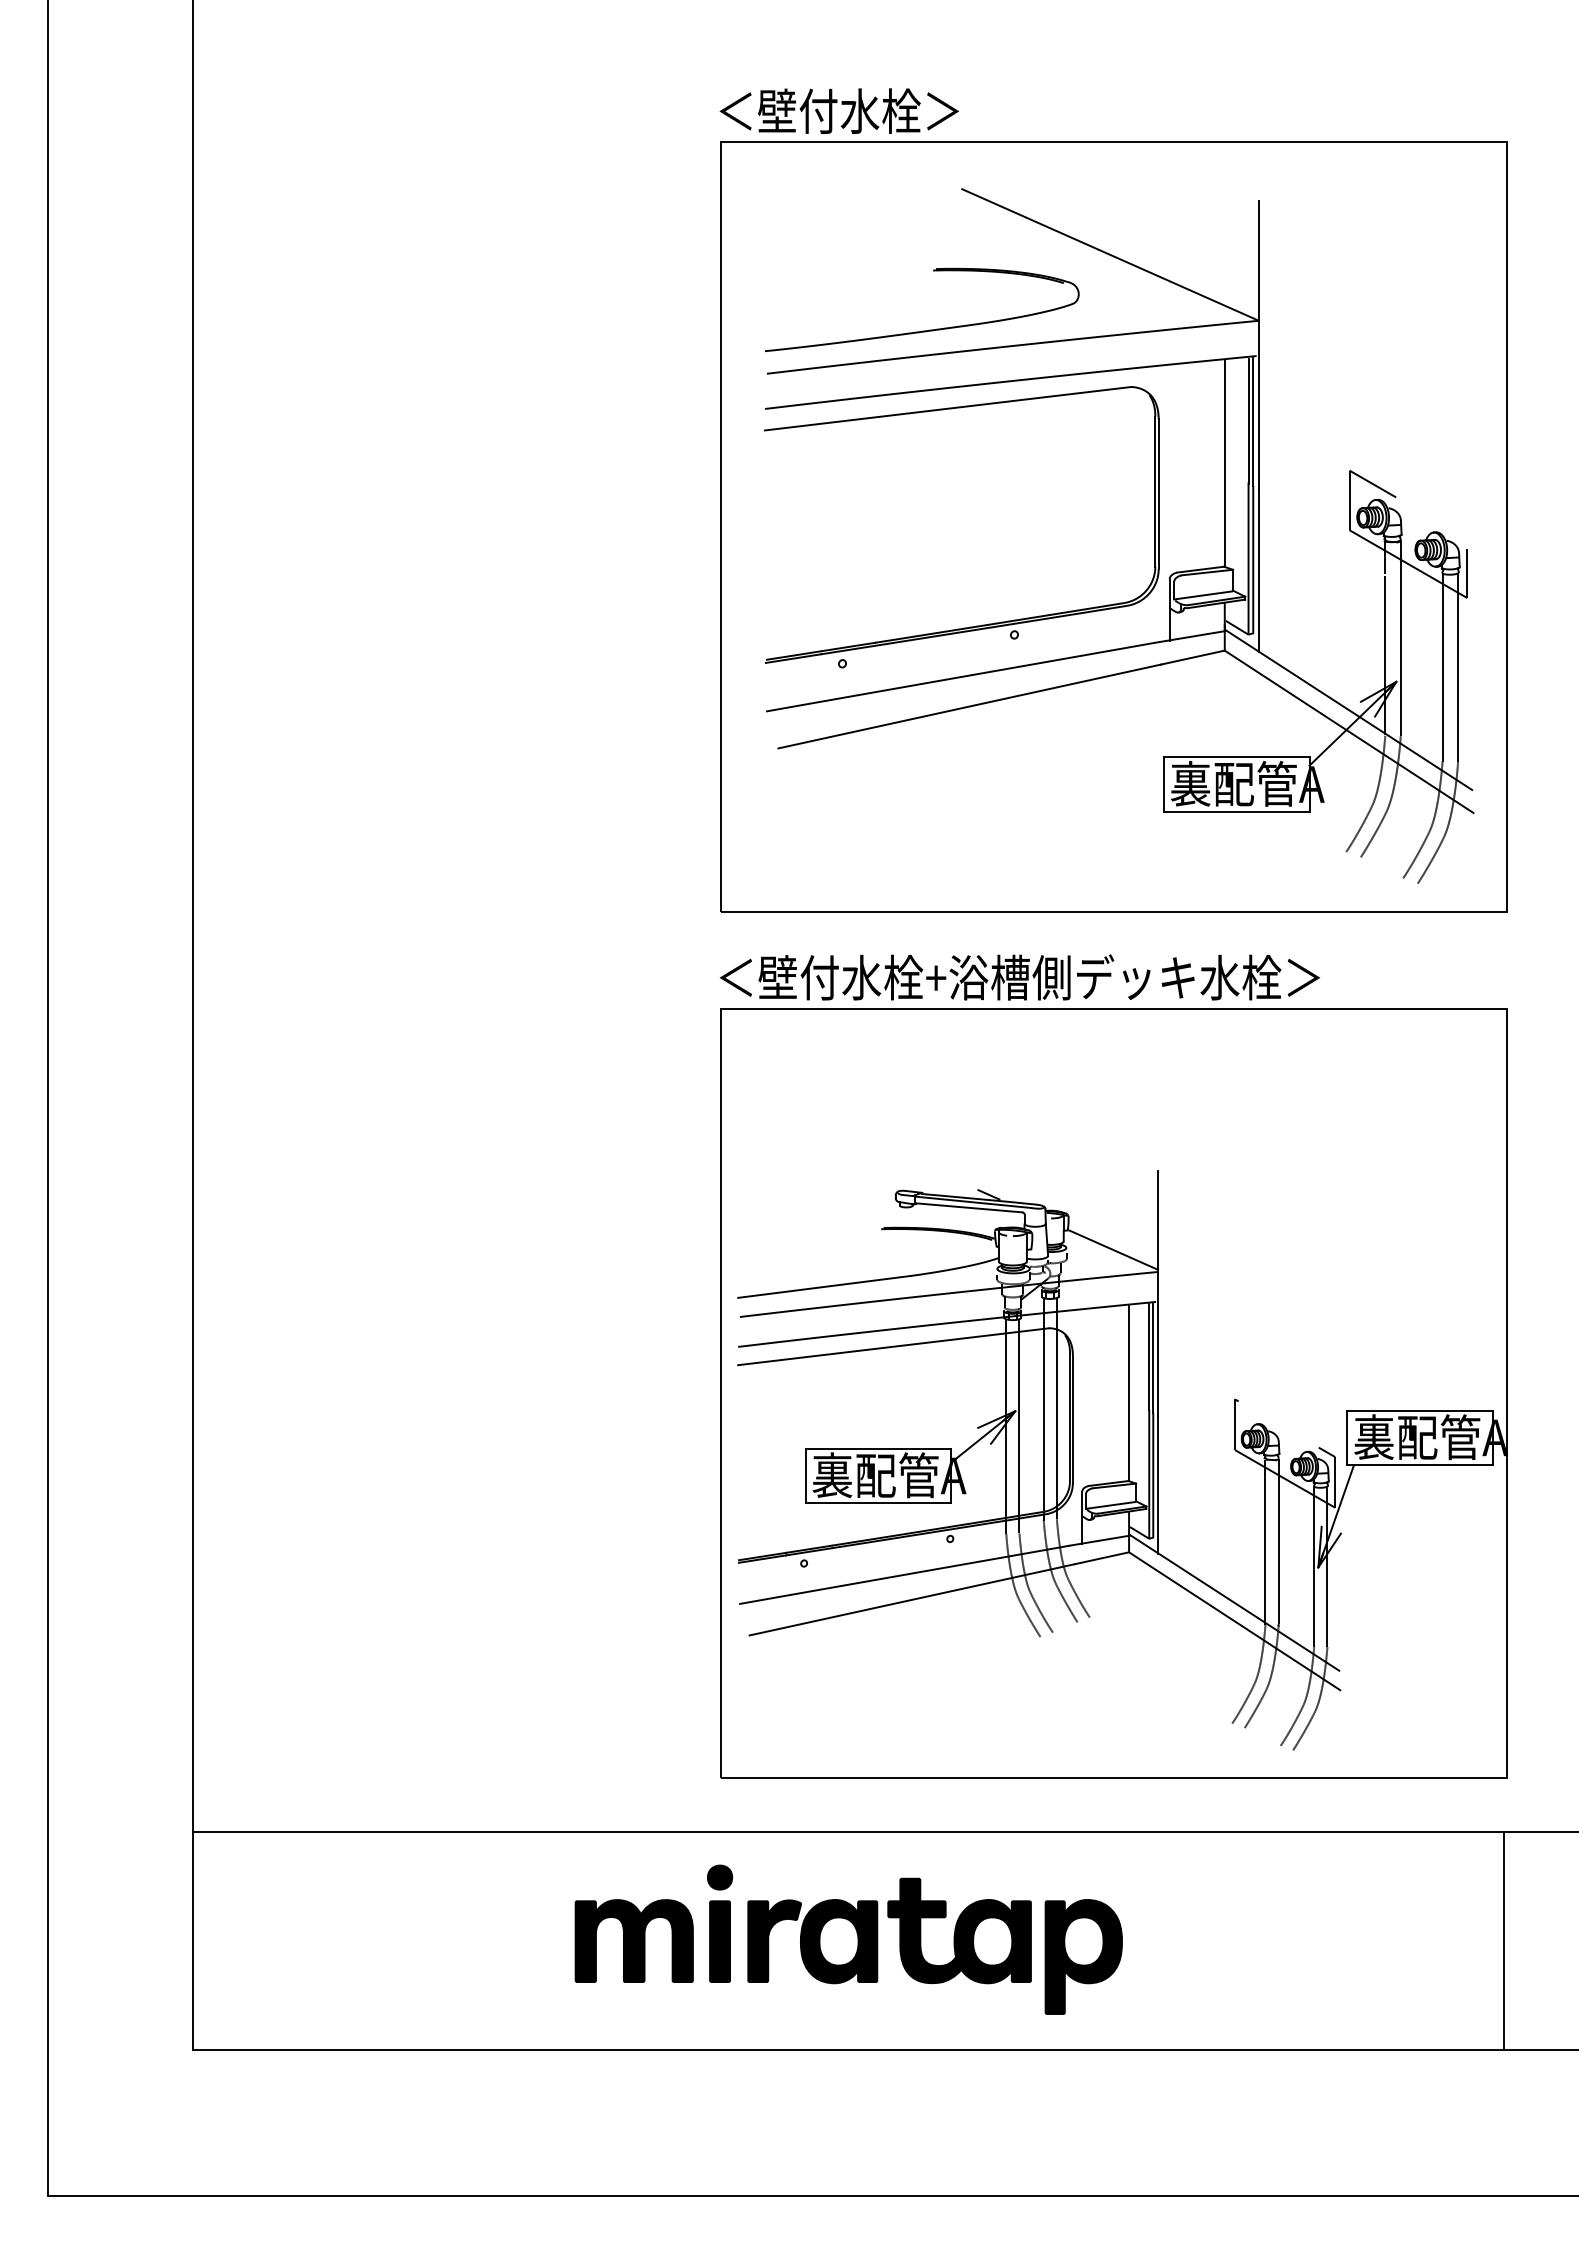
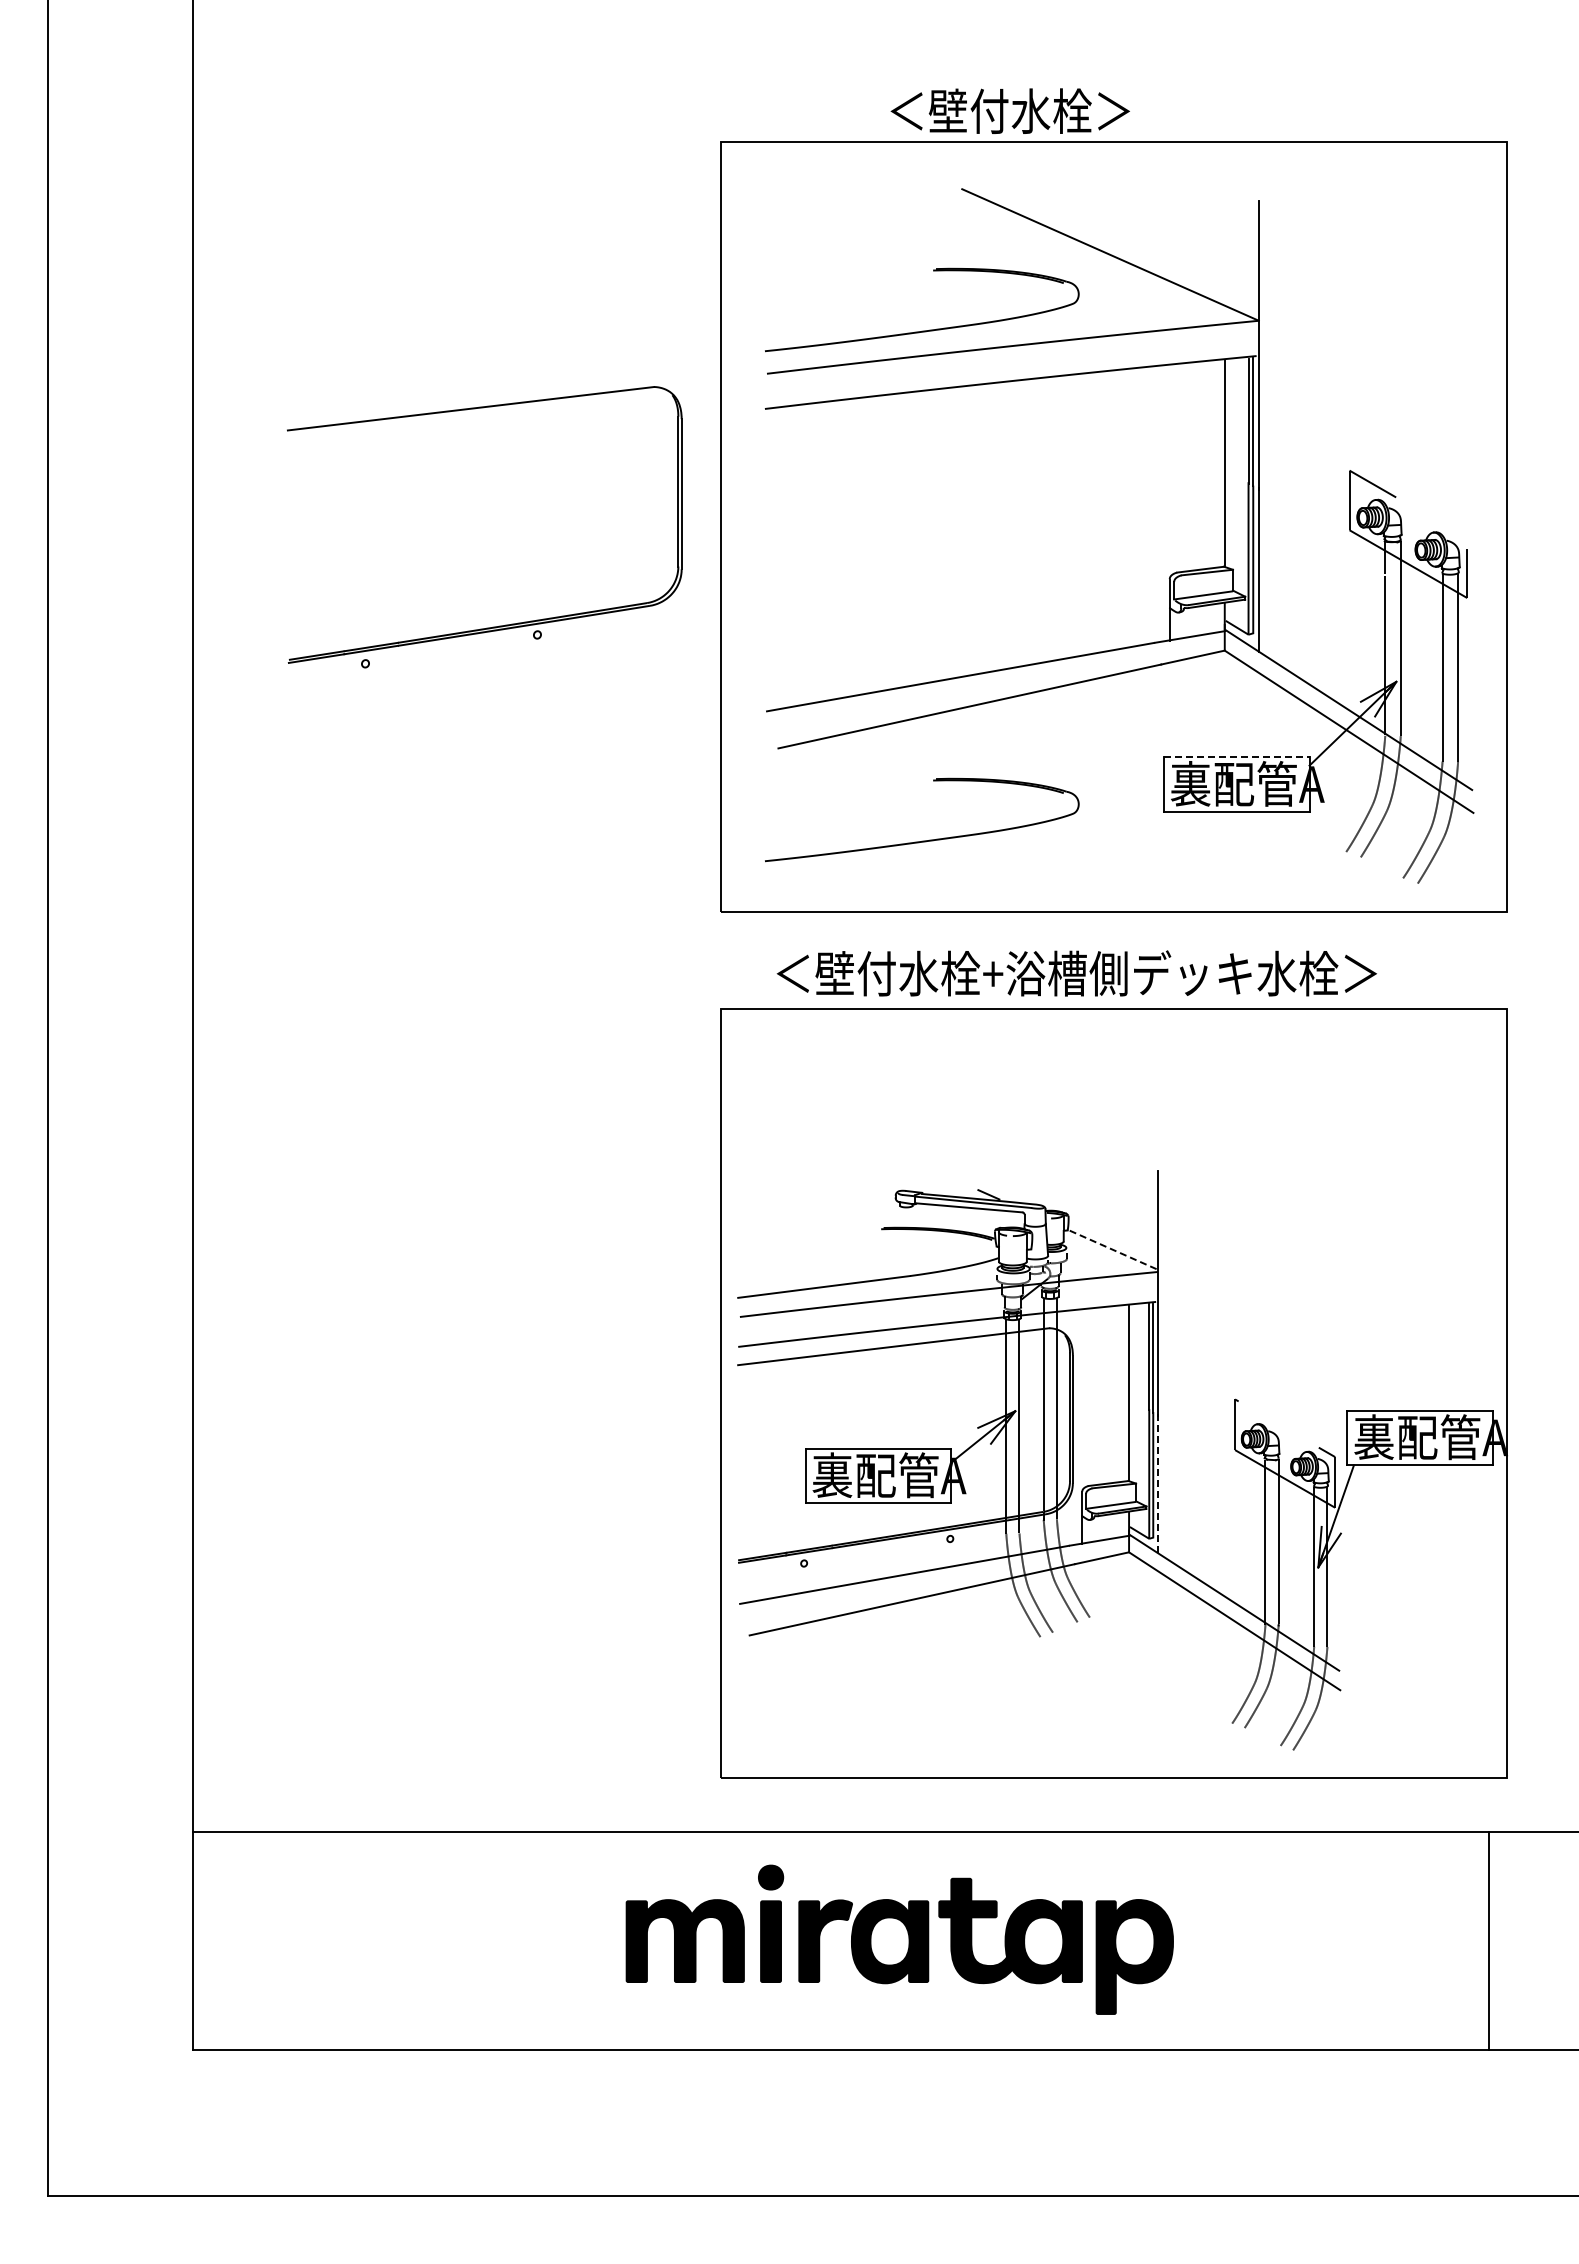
text position: (838, 110) -> (1009, 110) (1009, 110)
part position: (976, 625) -> (499, 625) (499, 625)
line: solid -> dashed (1236, 757)
part: none -> present (922, 840)
text position: (1019, 977) -> (1076, 973) (1076, 973)
line: solid -> dashed (1114, 1250)
line: solid -> dashed (1158, 1483)
part position: (848, 1939) -> (899, 1939) (899, 1939)
line position: (1504, 1940) -> (1489, 1940) (1489, 1940)
